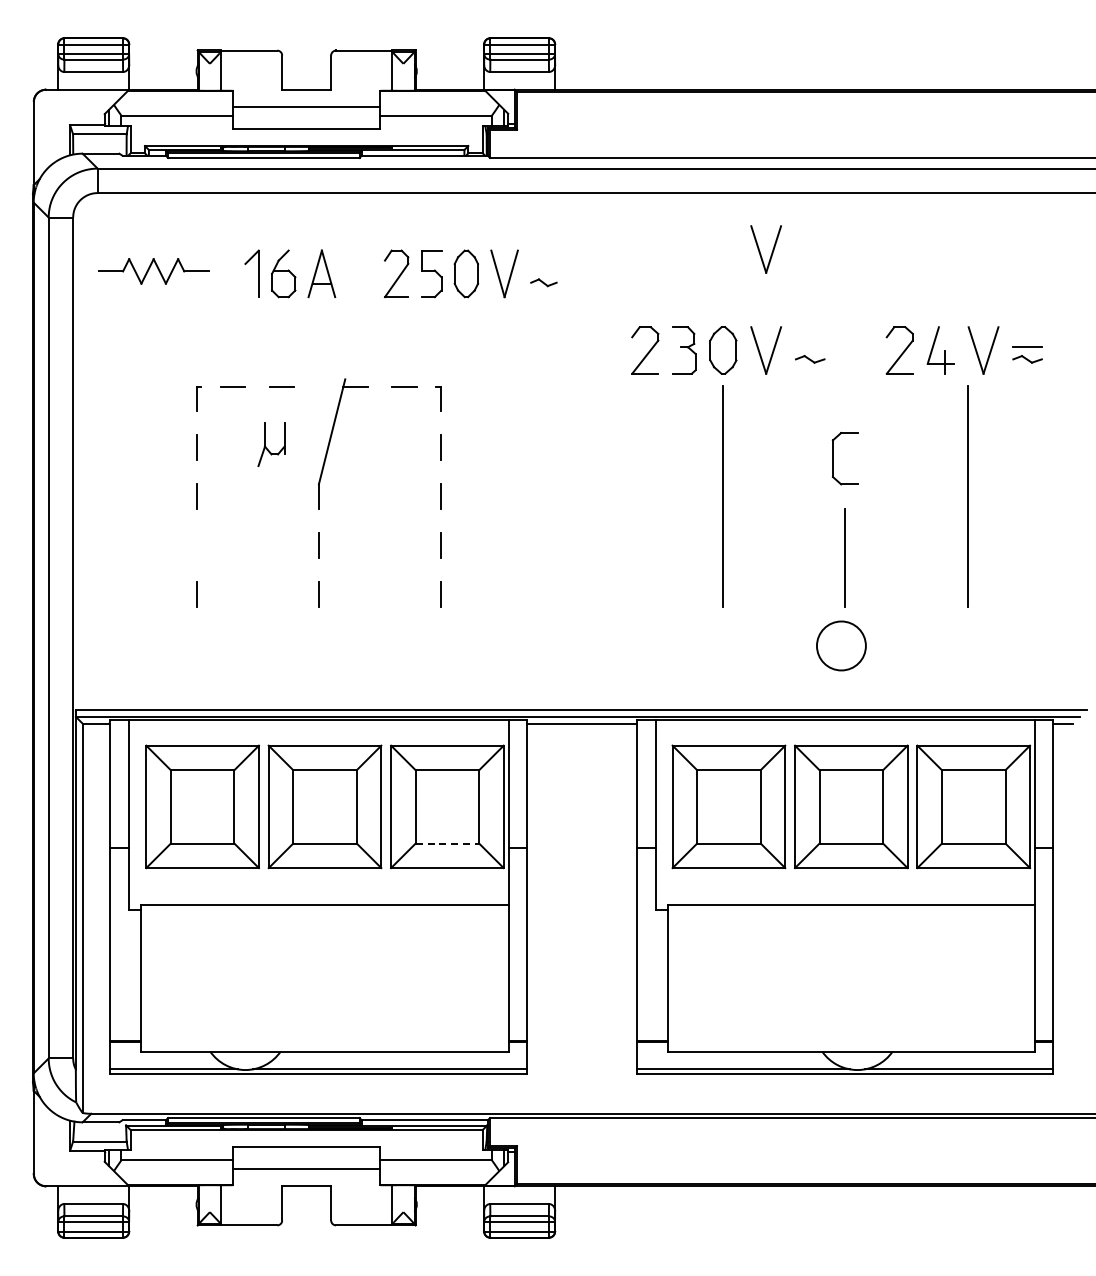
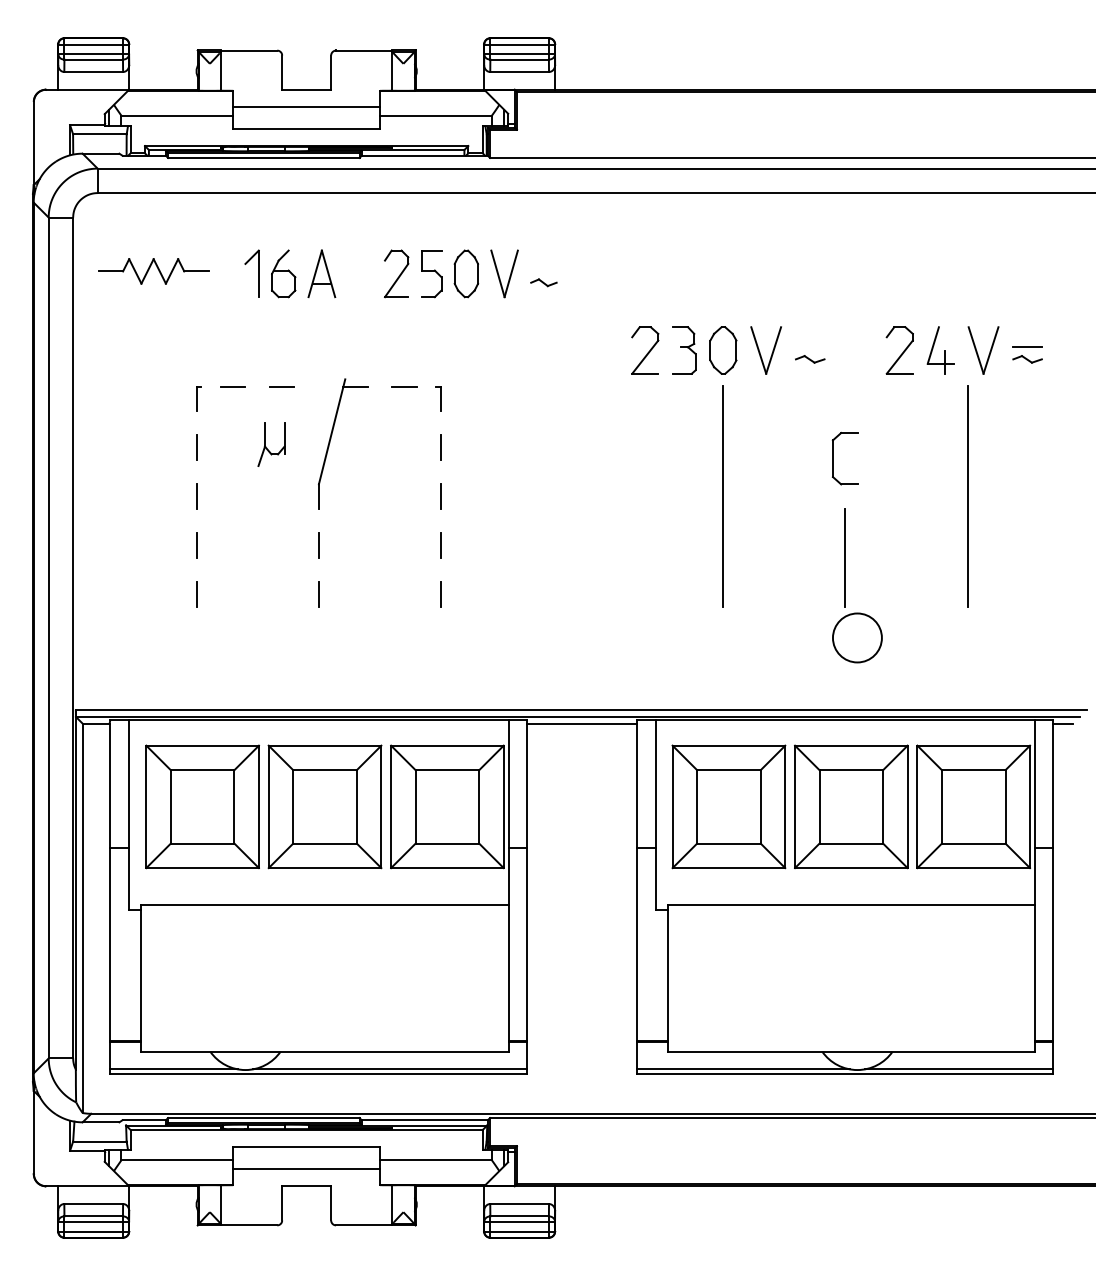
part: present -> none (765, 249)
line: none -> present (196, 545)
circle position: (841, 645) -> (857, 637) (857, 637)
line: dashed -> solid (447, 843)
